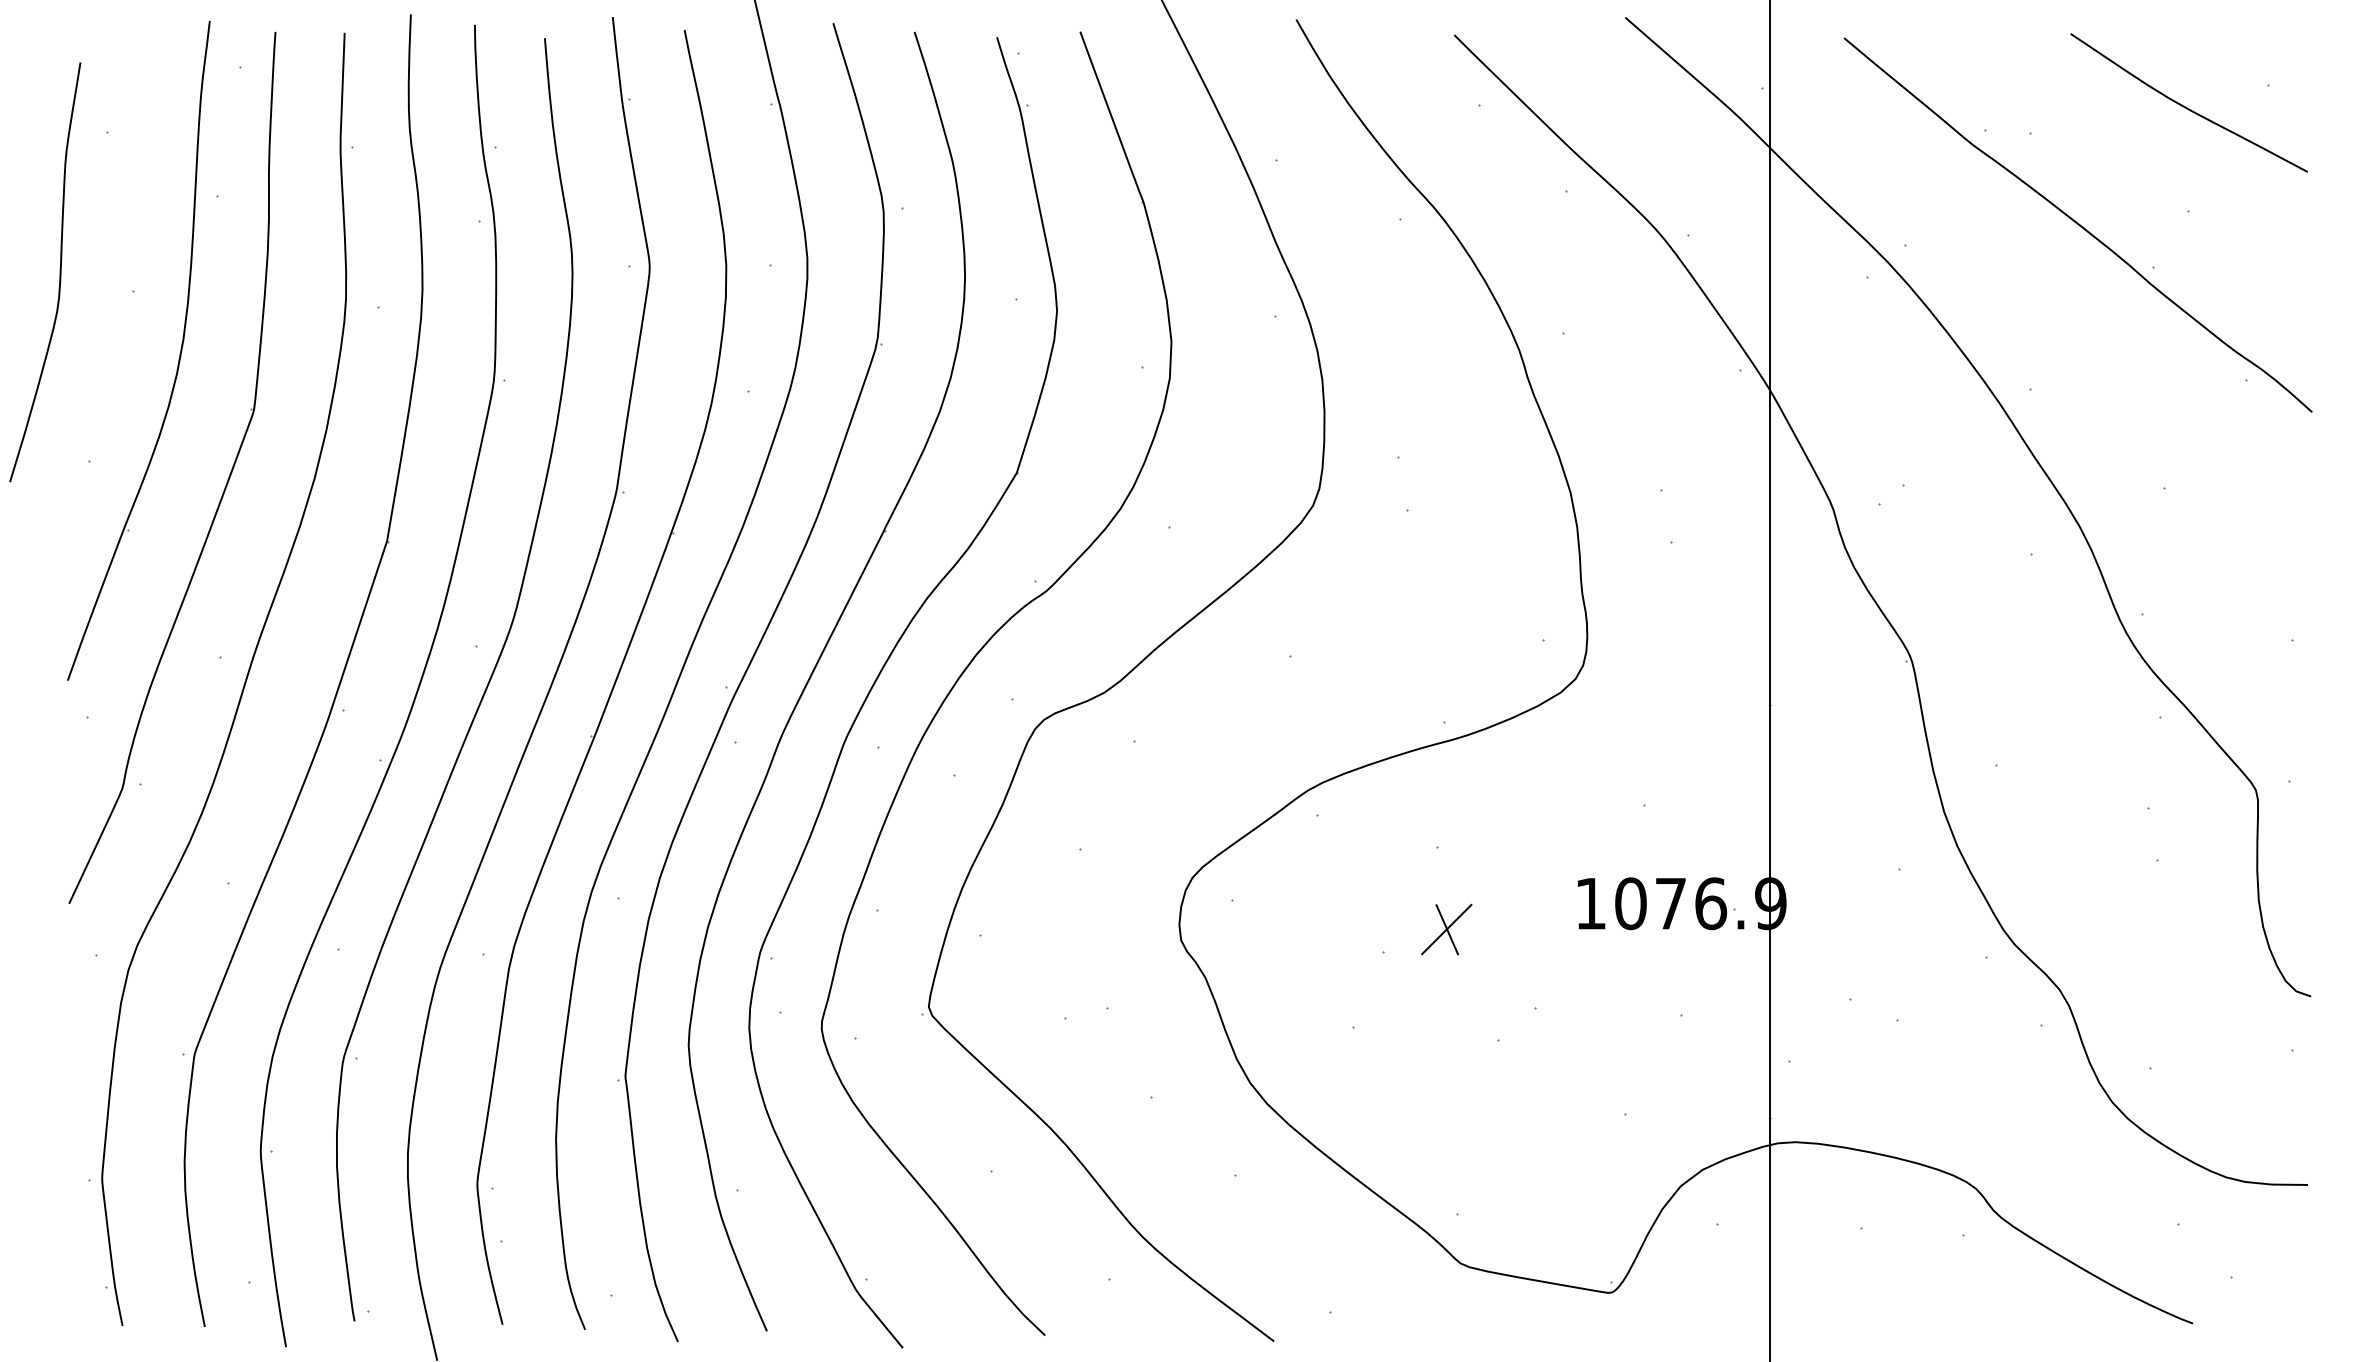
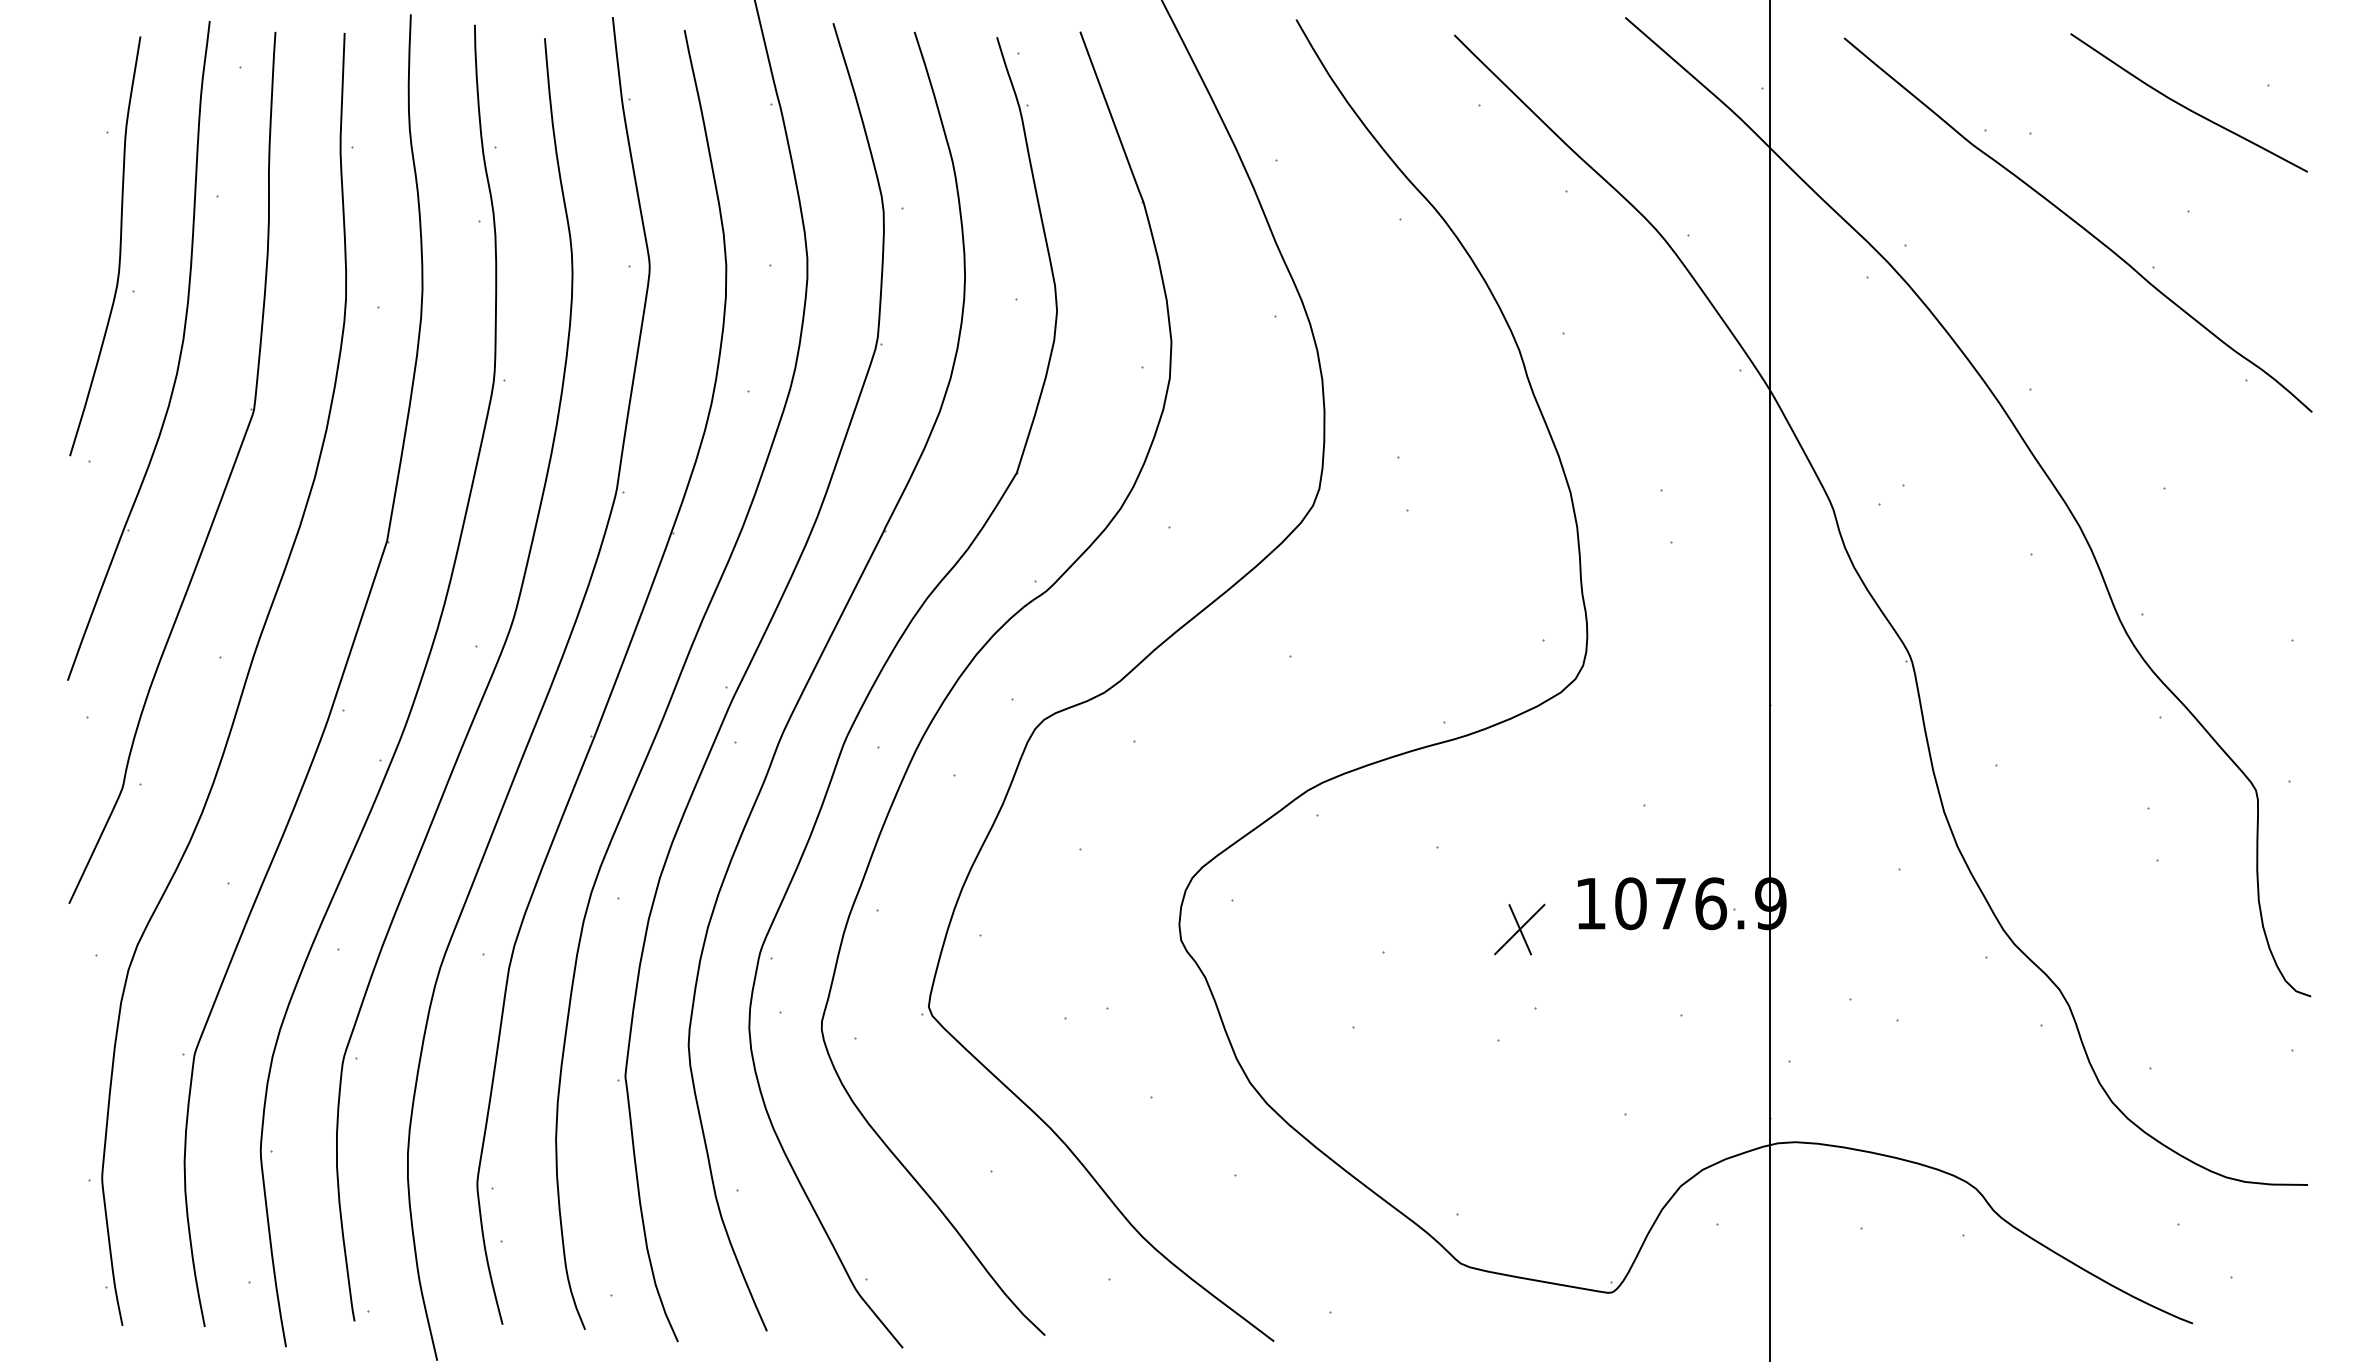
curve position: (59, 272) -> (119, 246) (119, 246)
part position: (1446, 929) -> (1519, 929) (1519, 929)
